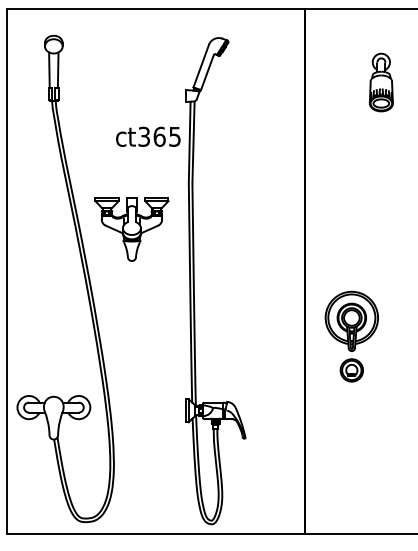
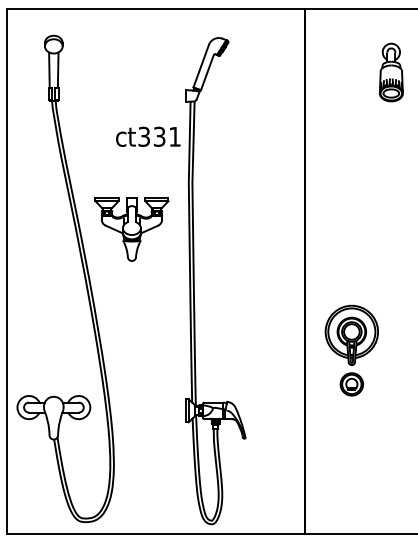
part position: (380, 82) -> (390, 72) (390, 72)
text: t365 -> t331 (166, 136)
part position: (351, 336) -> (351, 350) (351, 350)
